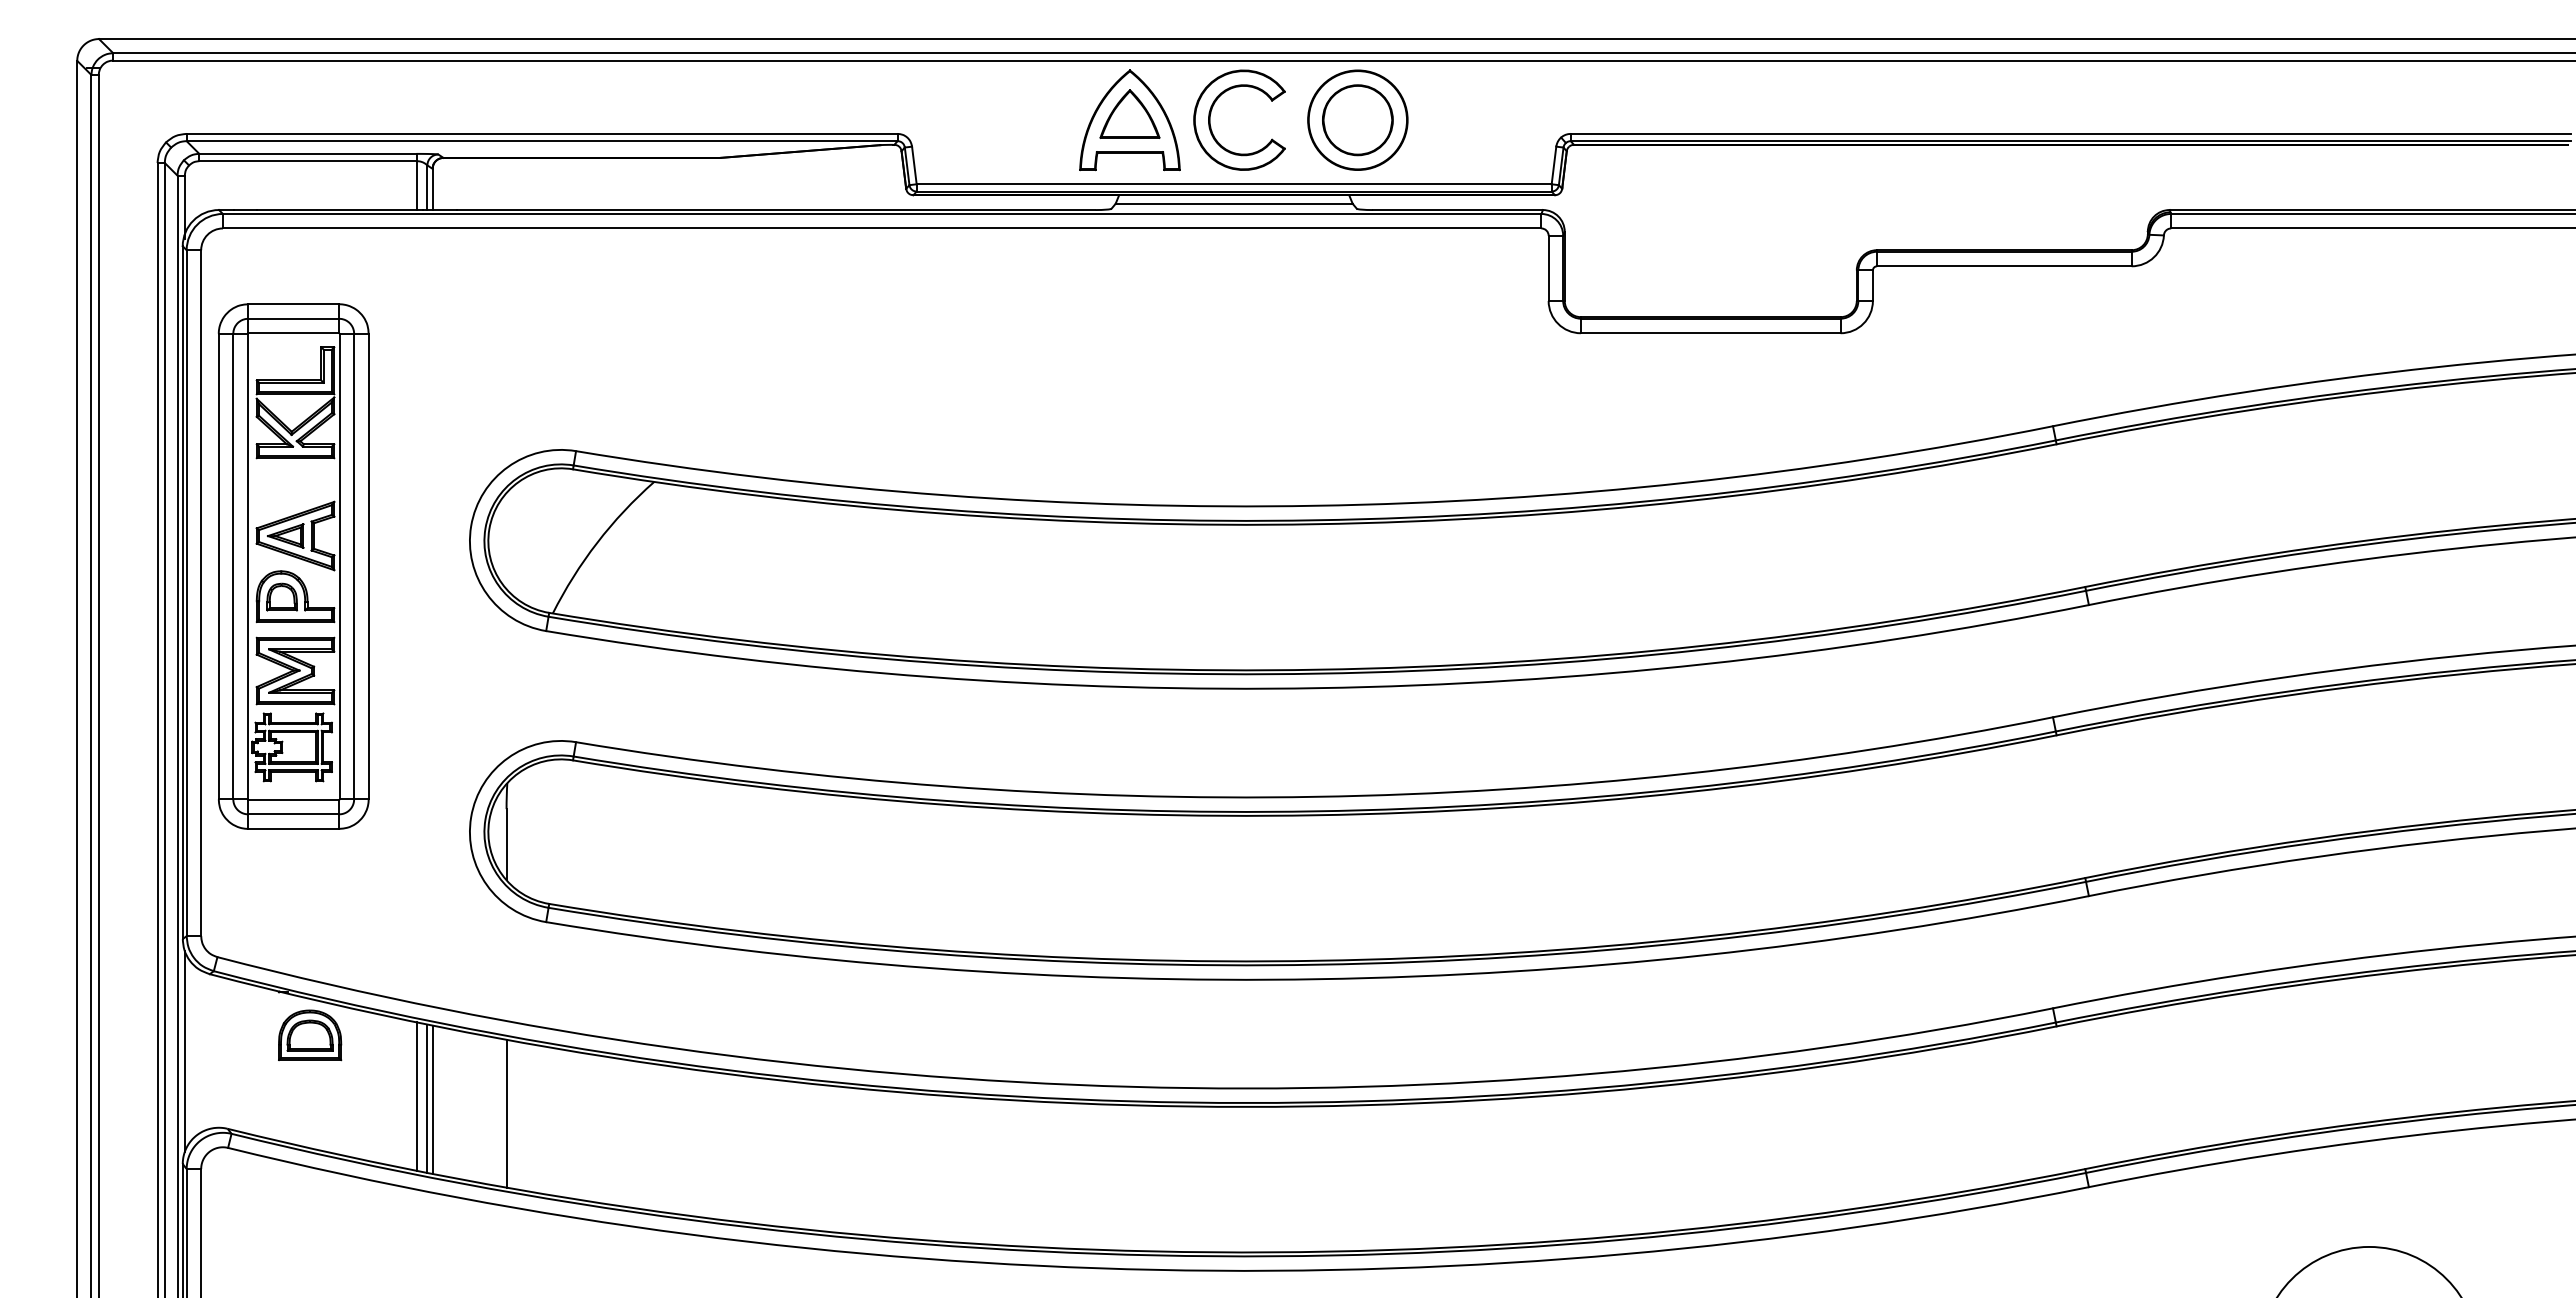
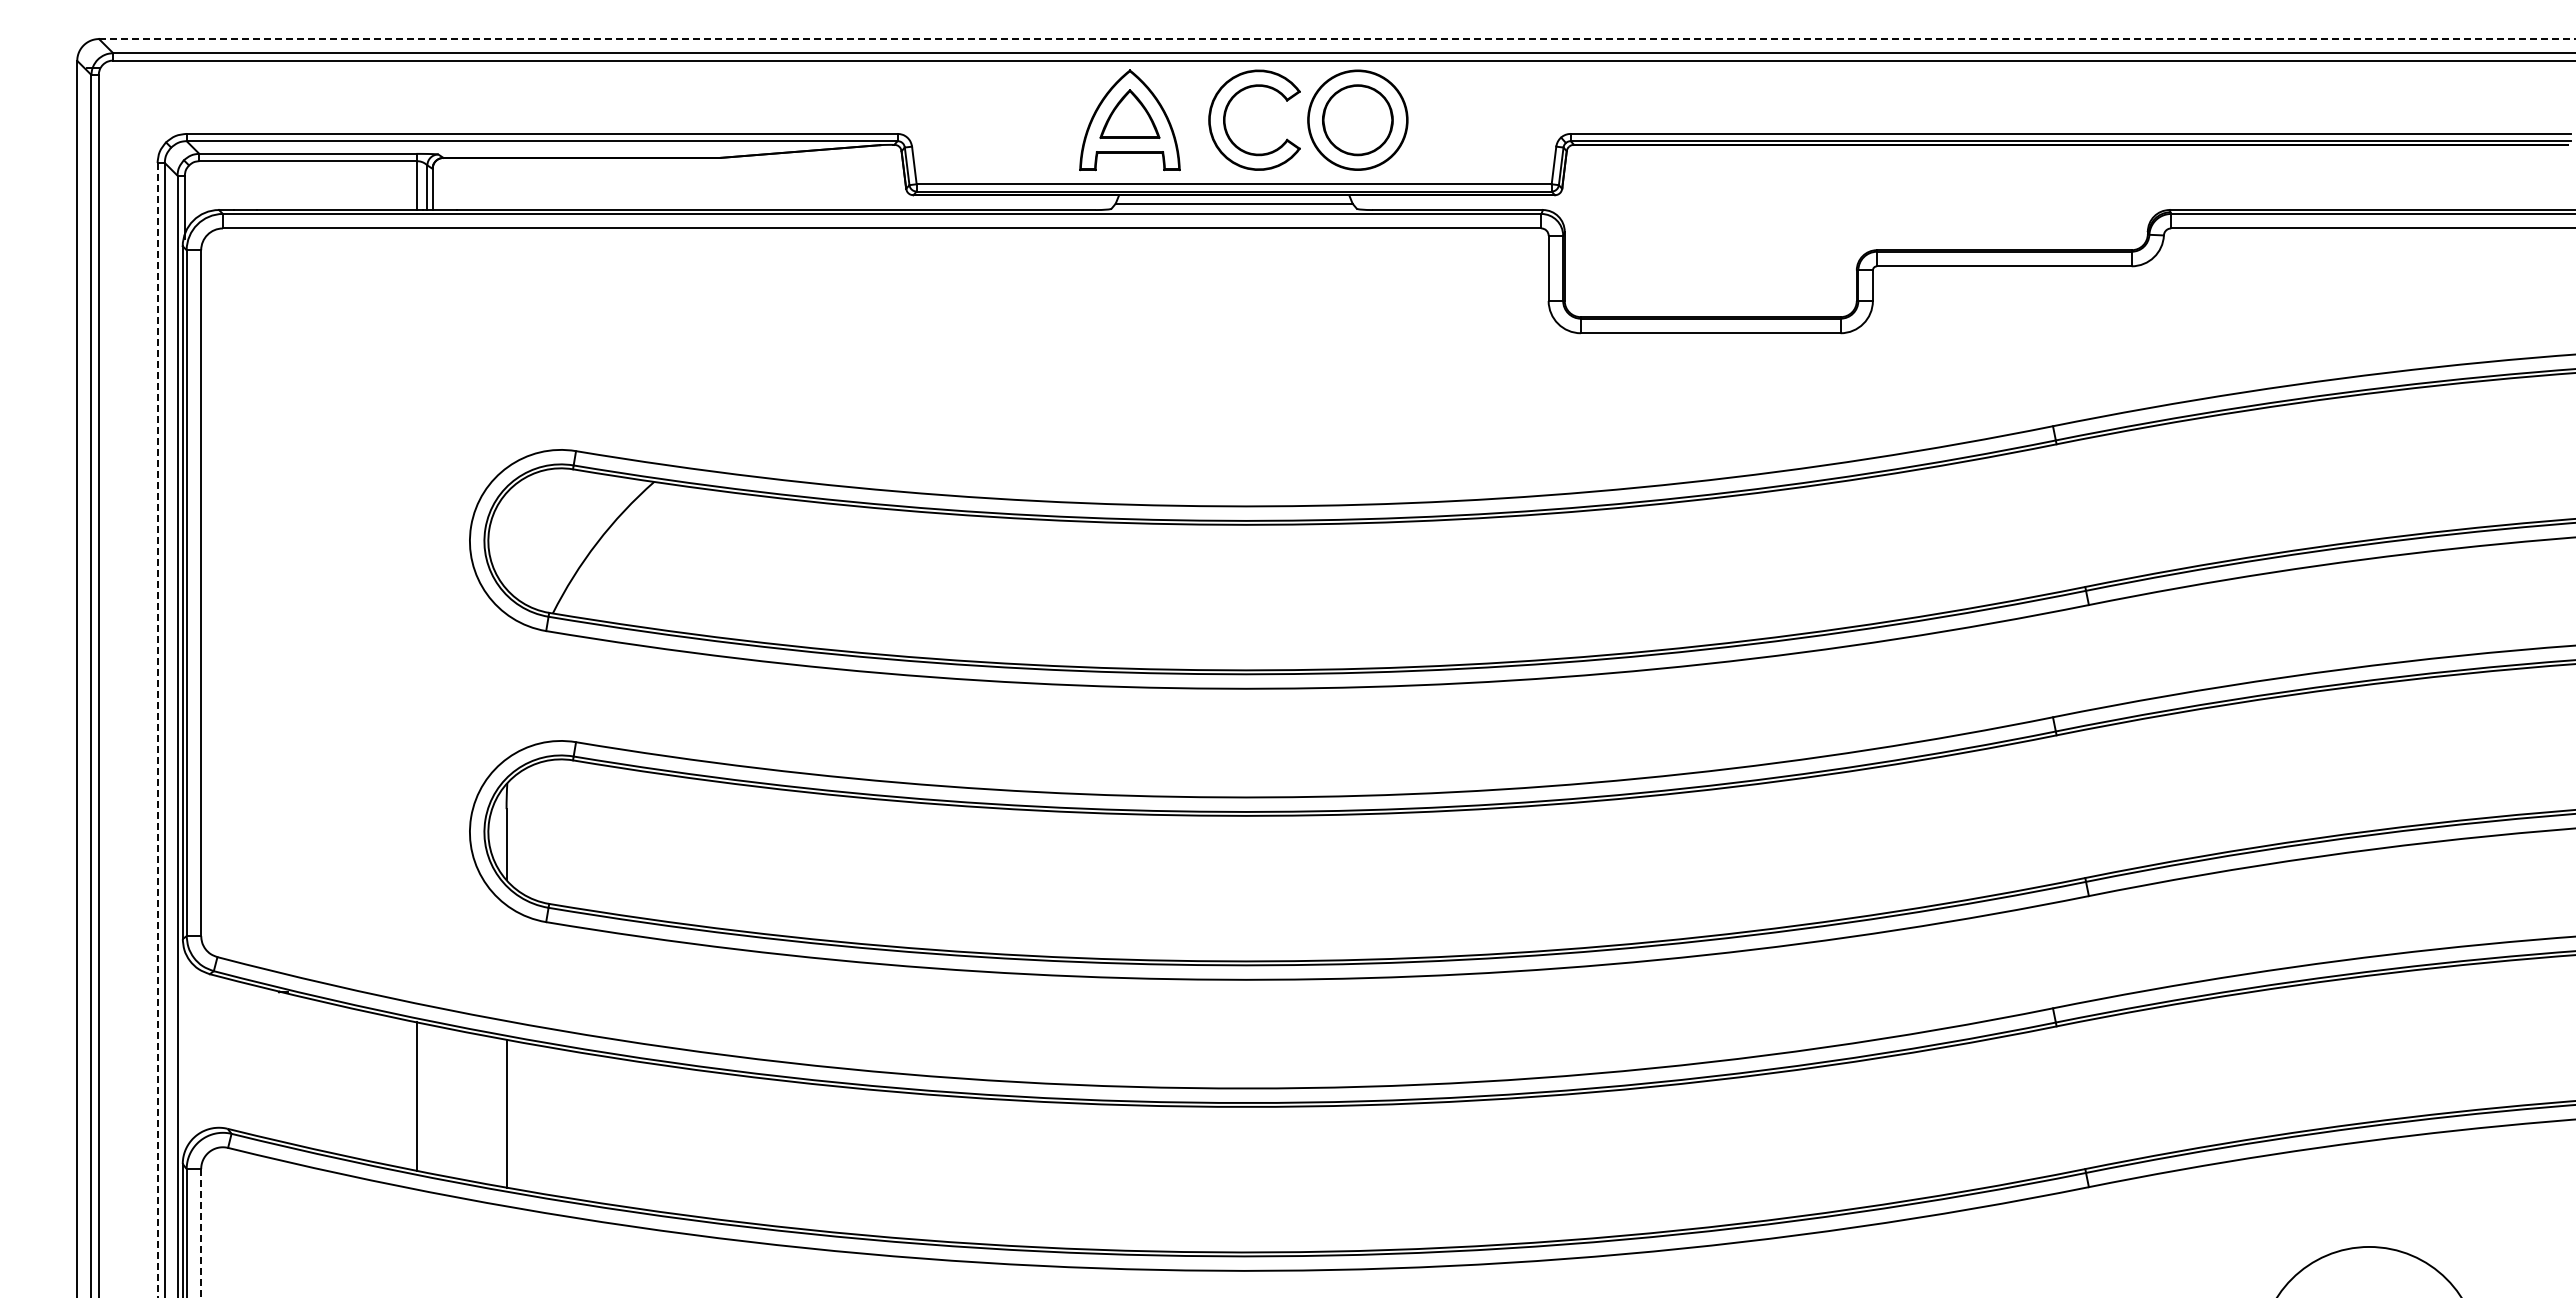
line: solid -> dashed (1338, 39)
part position: (1211, 113) -> (1226, 113) (1226, 113)
part: present -> none (293, 566)
line: solid -> dashed (157, 730)
part: present -> none (310, 1035)
line: present -> none (184, 1050)
line: present -> none (427, 1098)
line: present -> none (432, 1099)
line: solid -> dashed (201, 1233)
